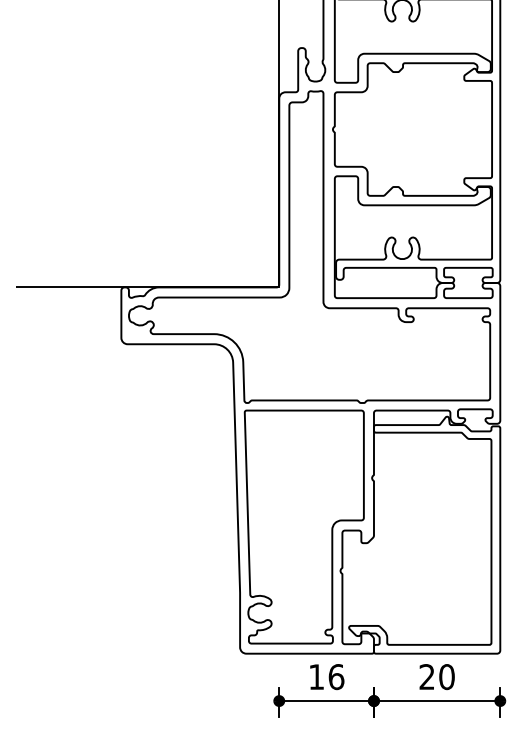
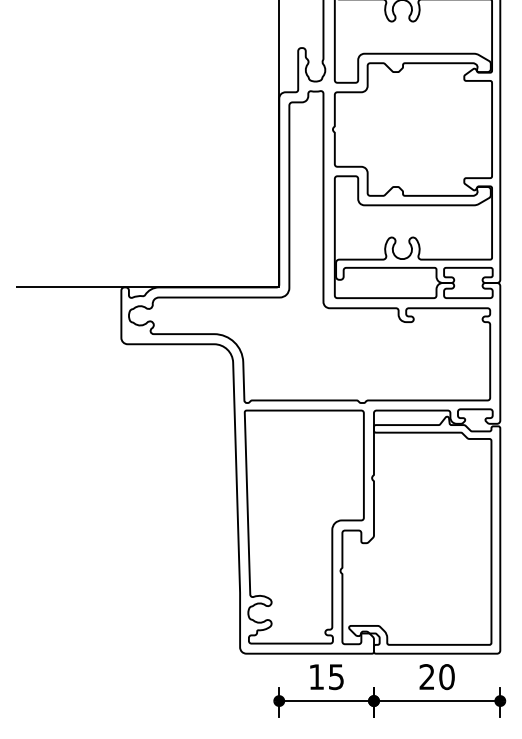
text: 16 -> 15 (336, 677)
